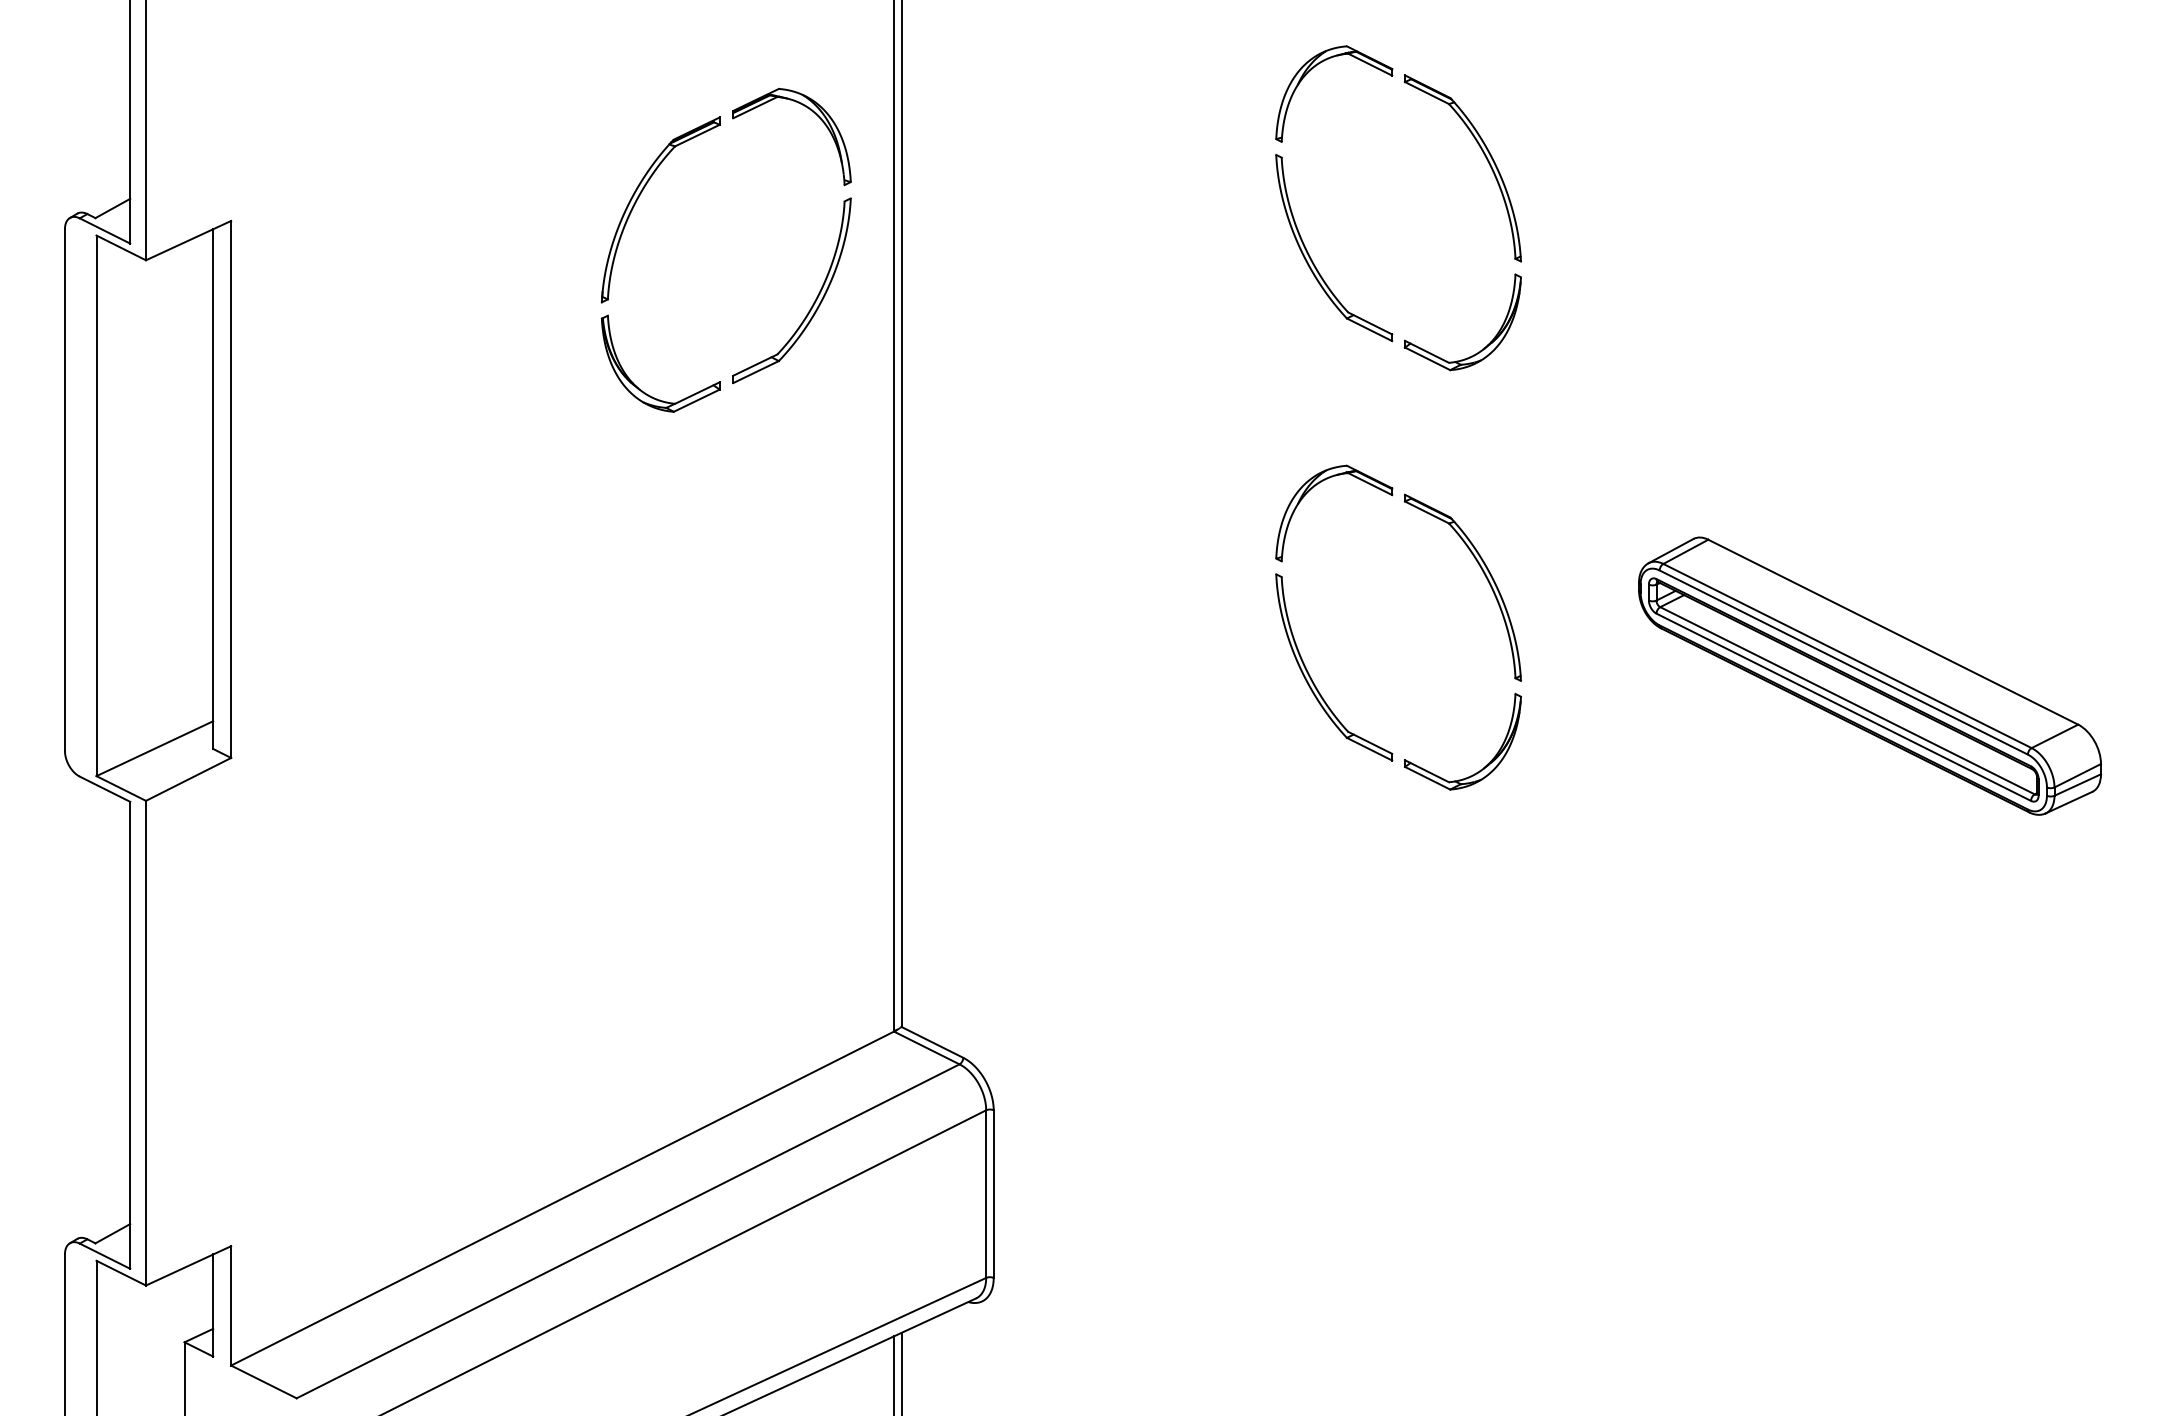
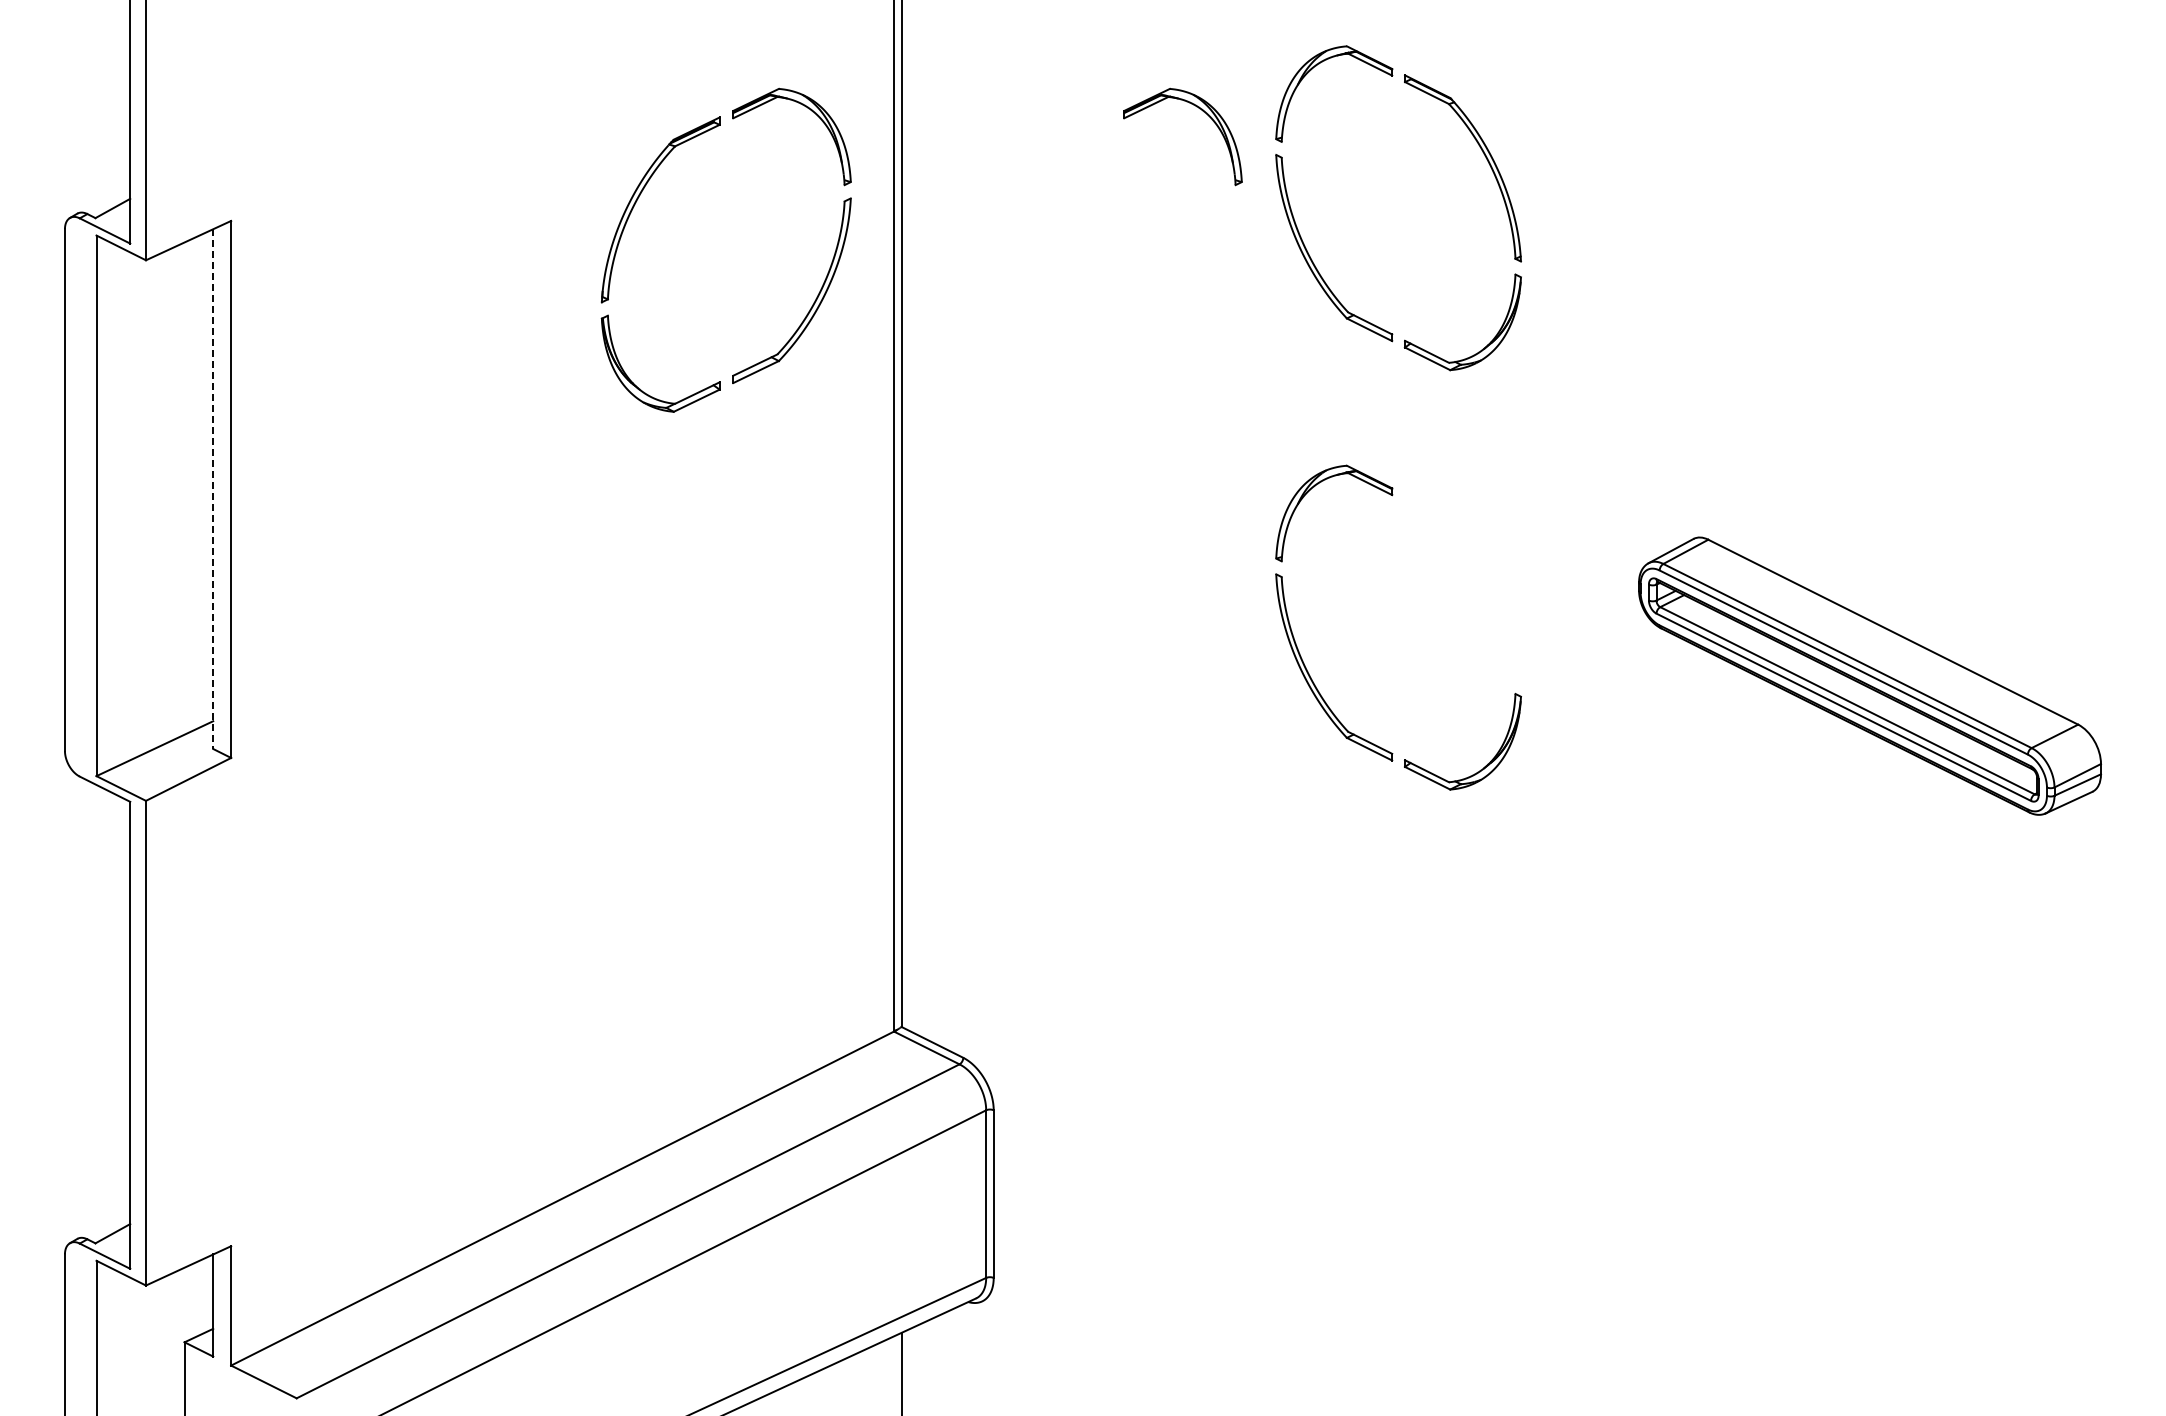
part: none -> present (1203, 112)
line: solid -> dashed (213, 489)
part: present -> none (1484, 575)
line: present -> none (894, 1374)
